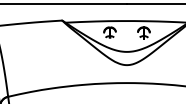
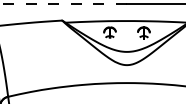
line: solid -> dashed (63, 3)
